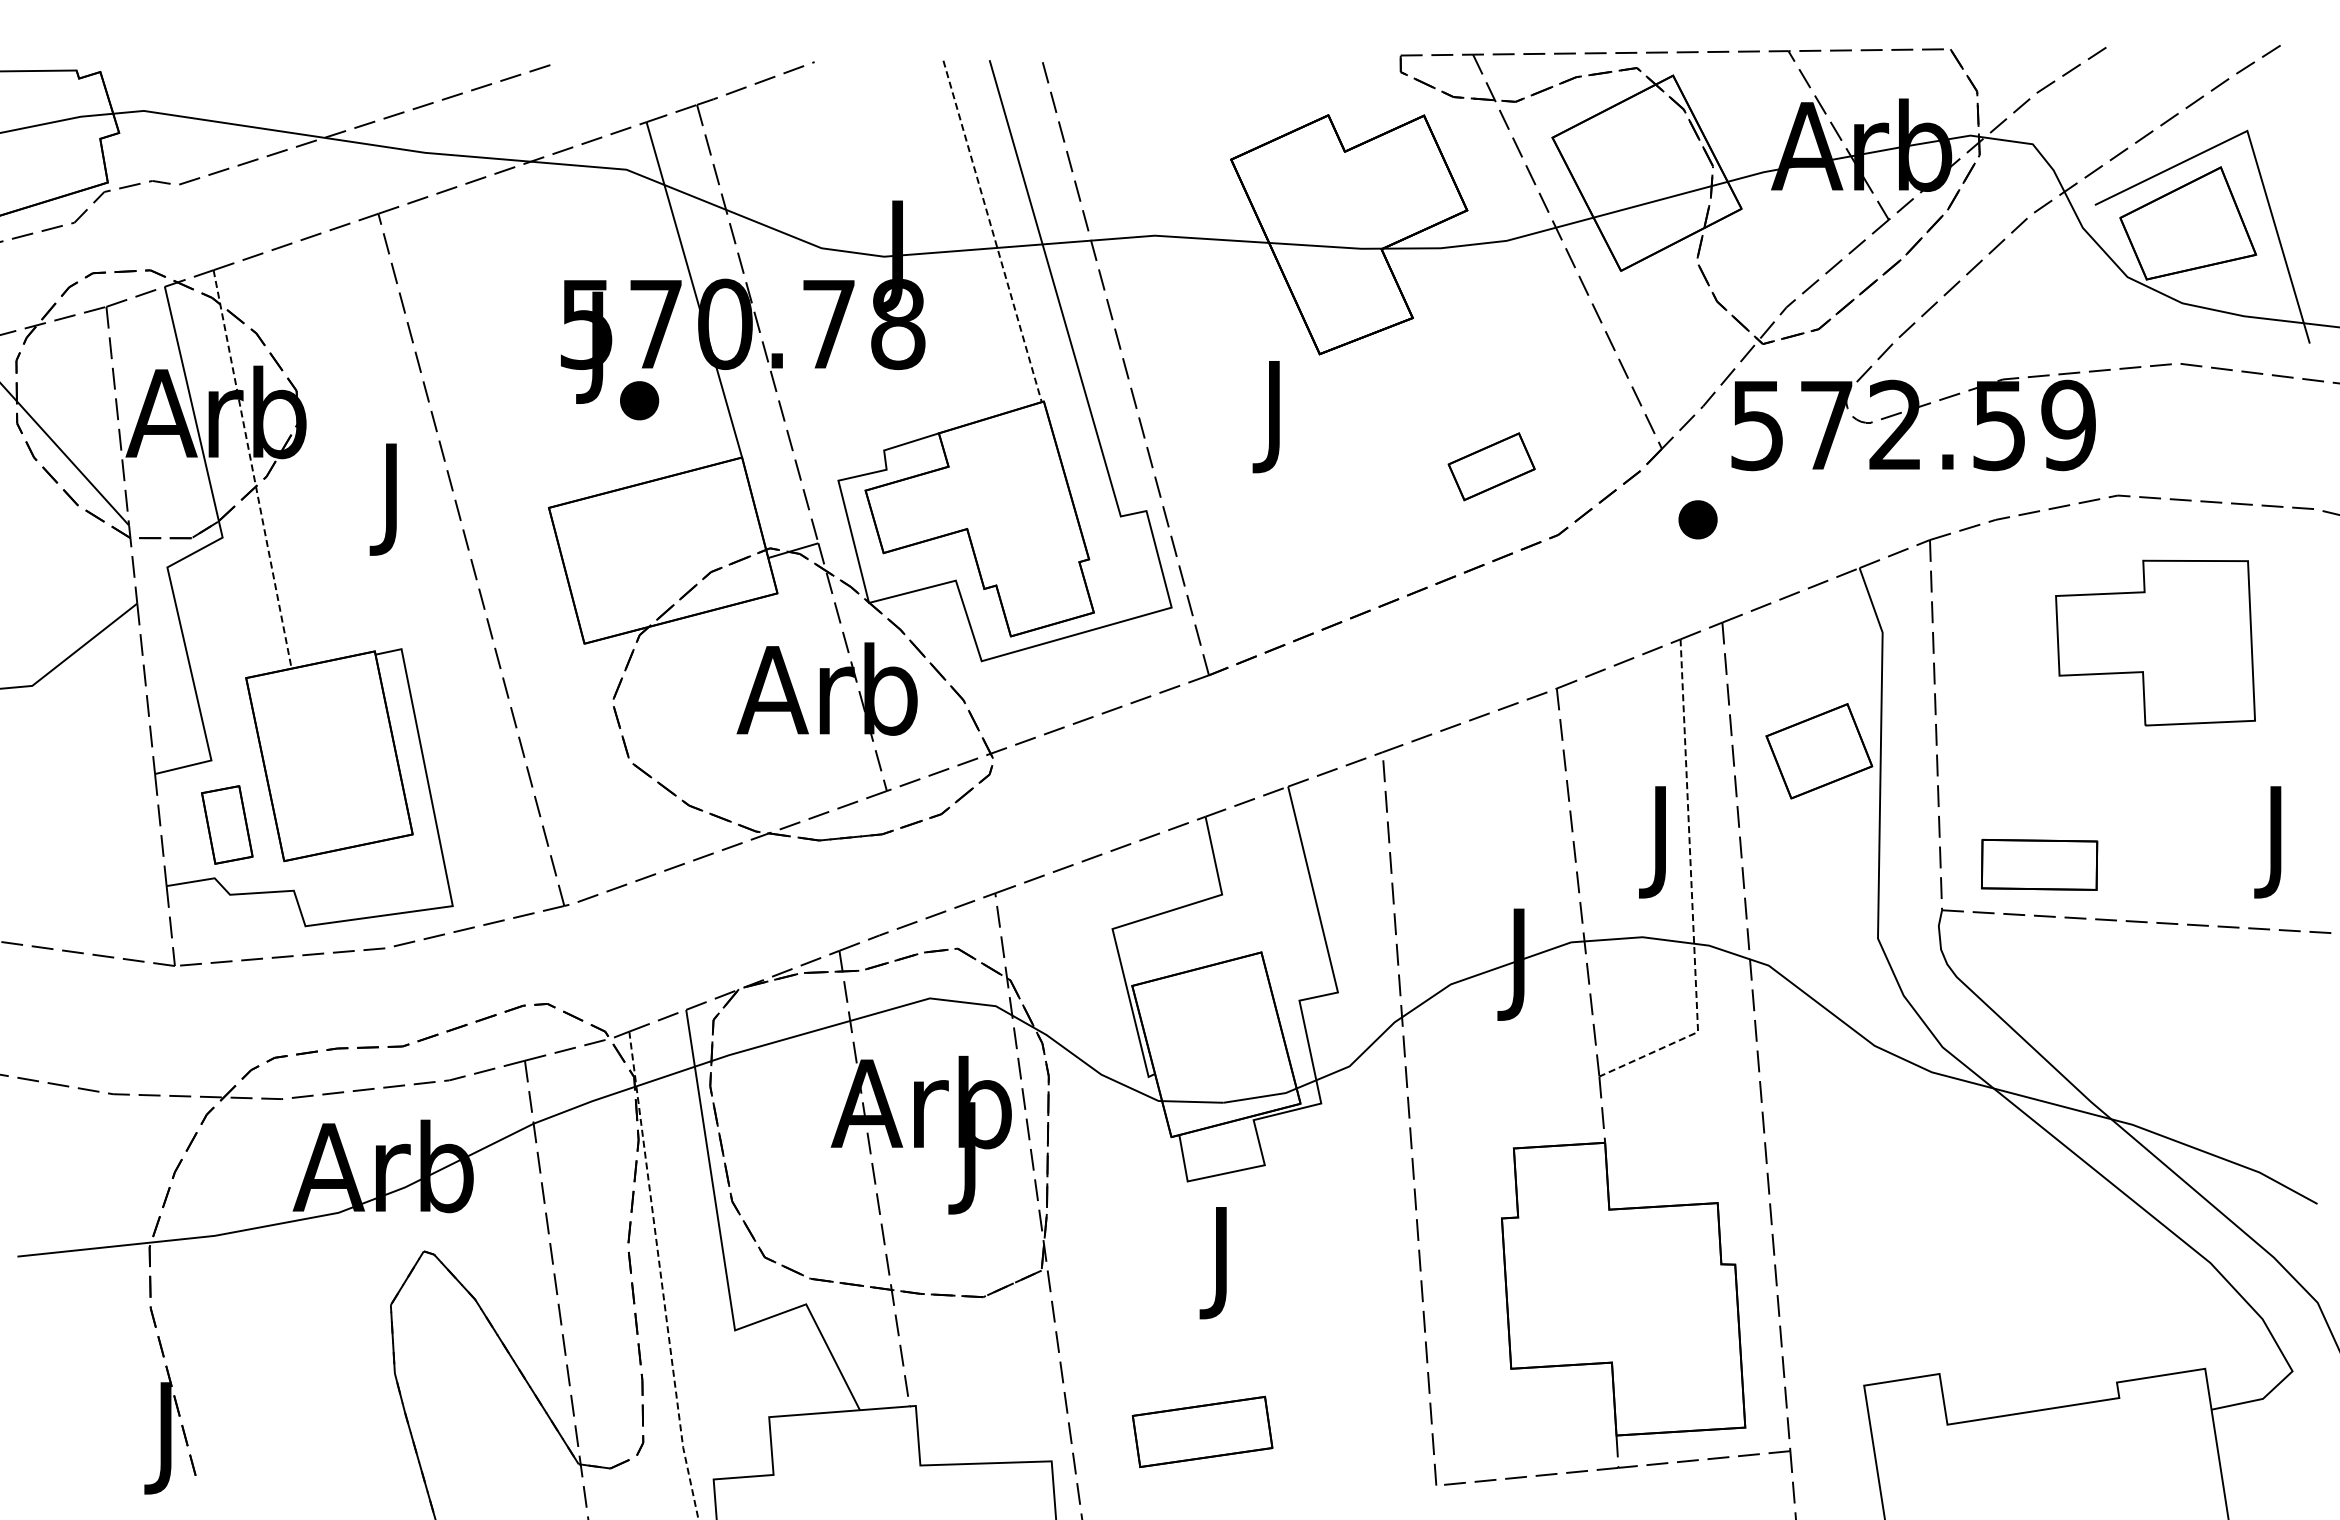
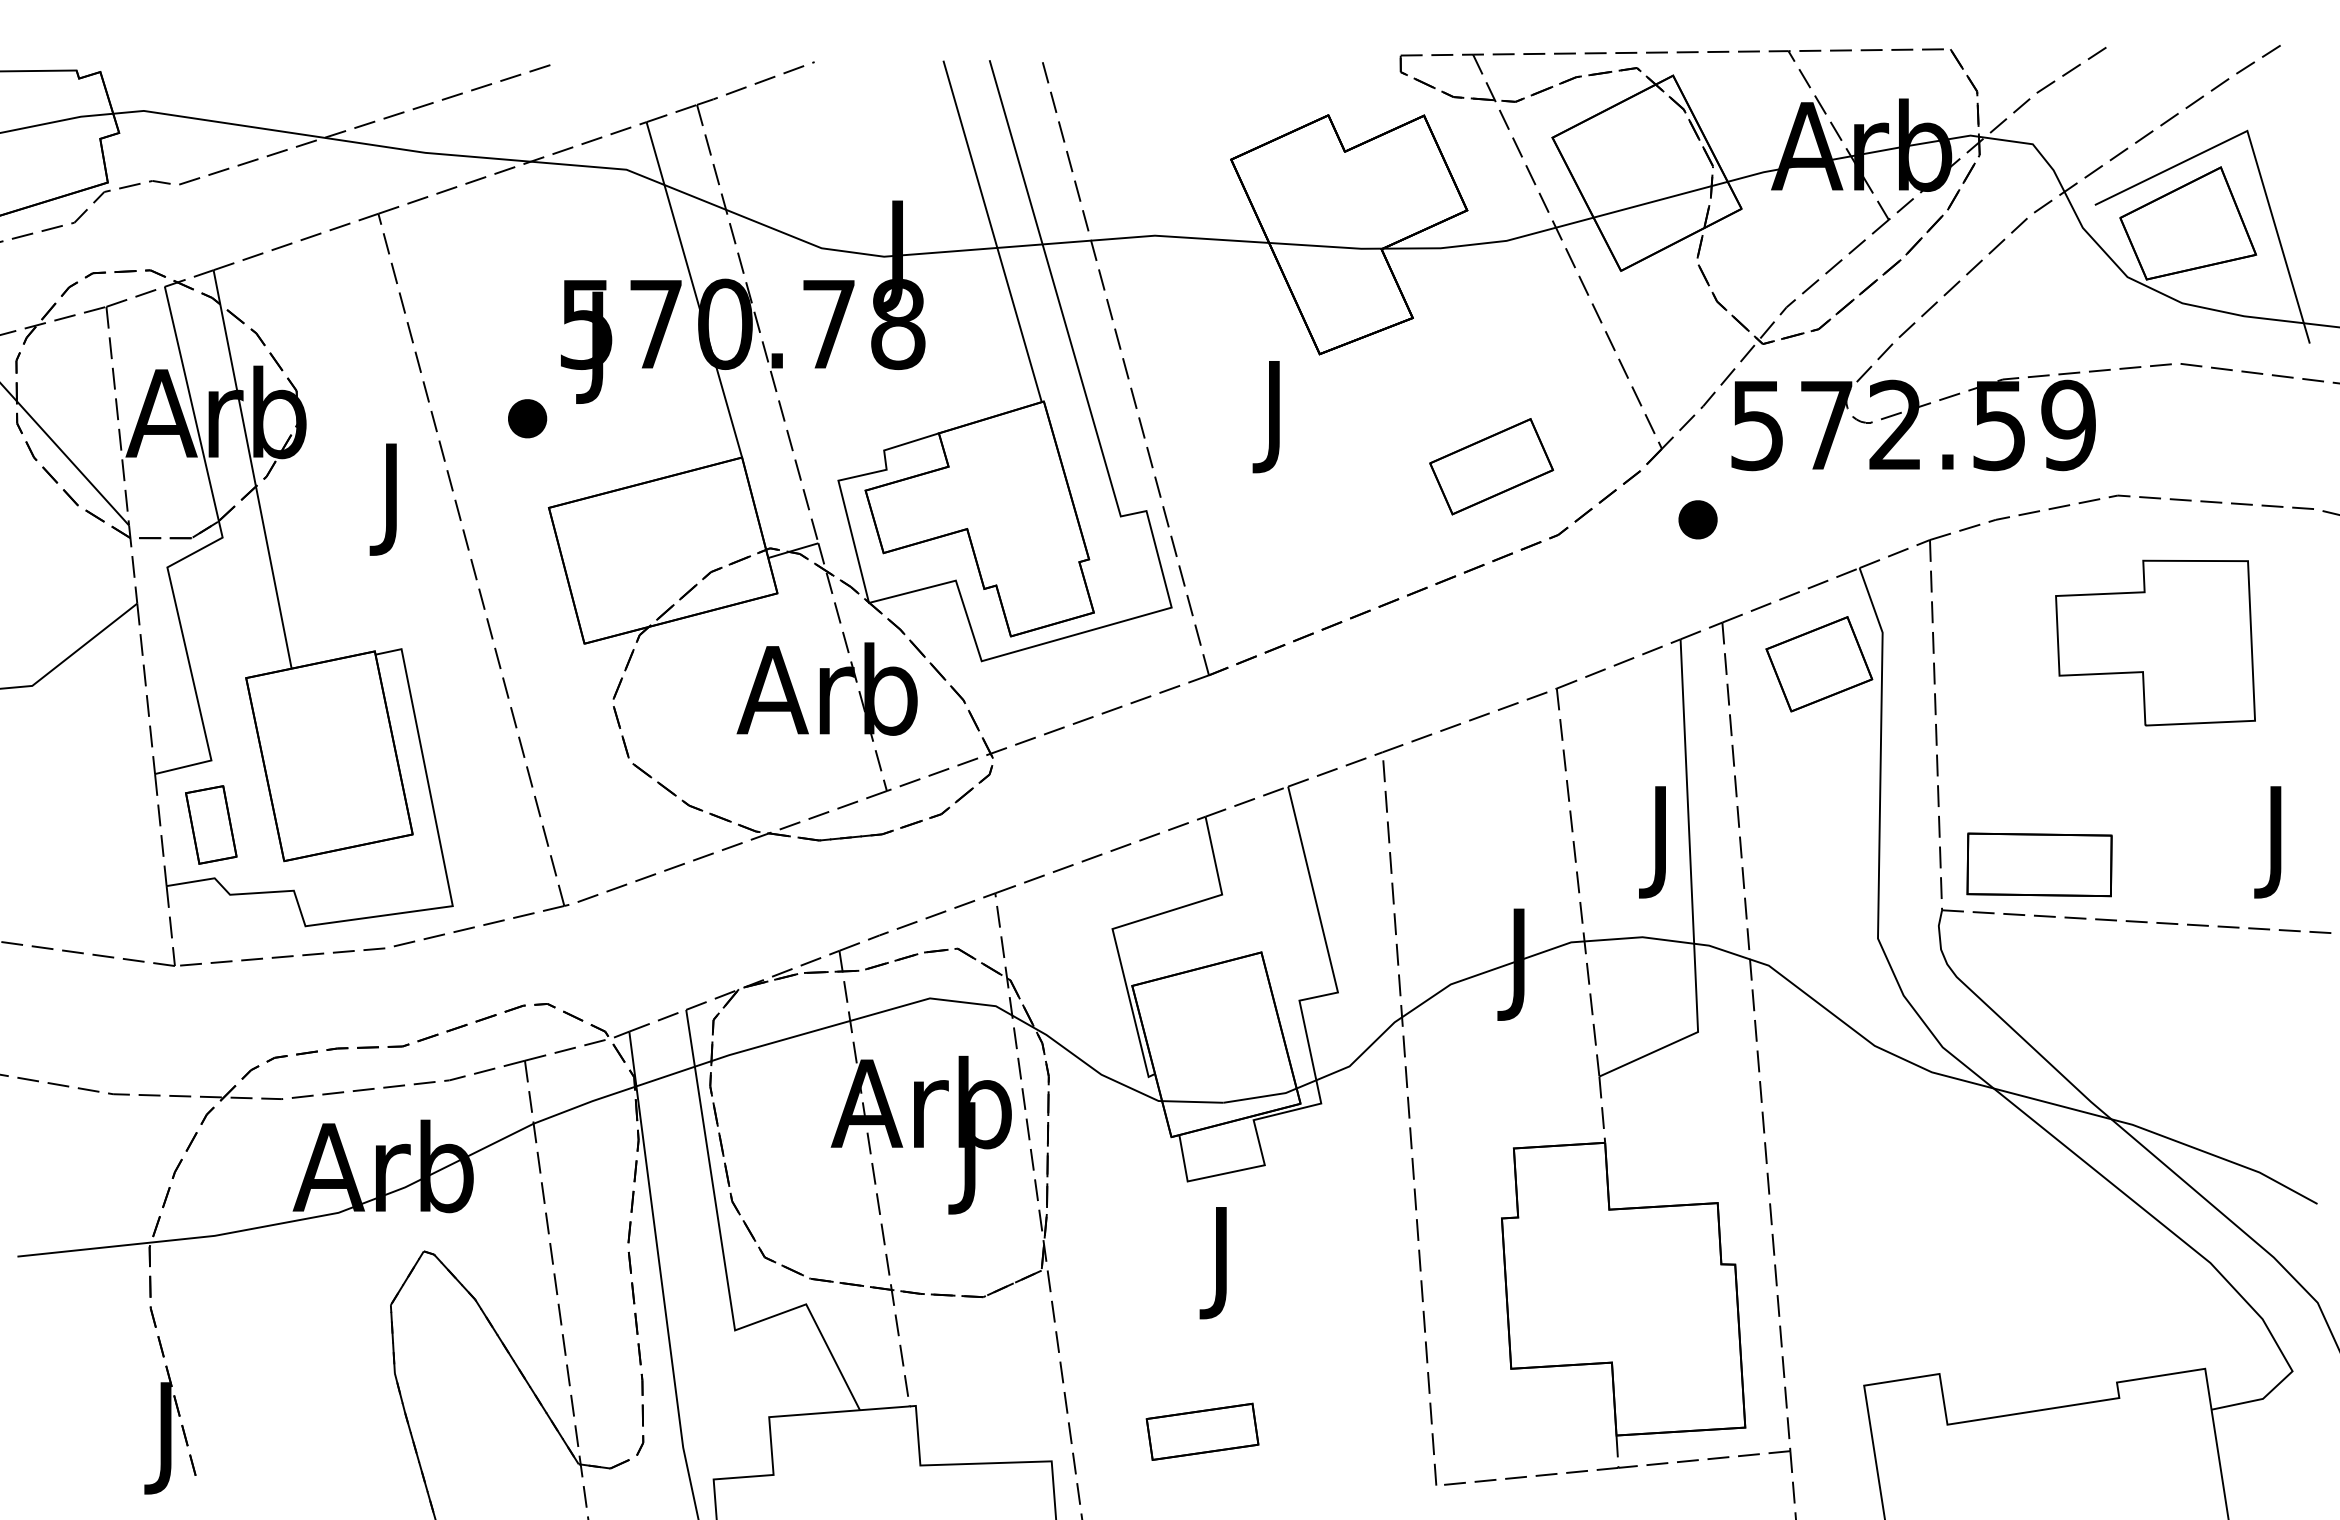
line: dashed -> solid (992, 231)
part position: (639, 400) -> (527, 418) (527, 418)
part size: 89x70 px -> 126x98 px (1491, 466)
line: dashed -> solid (252, 469)
part position: (1819, 751) -> (1819, 664) (1819, 664)
part position: (227, 824) -> (211, 824) (211, 824)
part size: 118x53 px -> 147x66 px (2039, 864)
line: dashed -> solid (1691, 890)
line: dashed -> solid (661, 1277)
part size: 143x74 px -> 115x59 px (1202, 1431)
